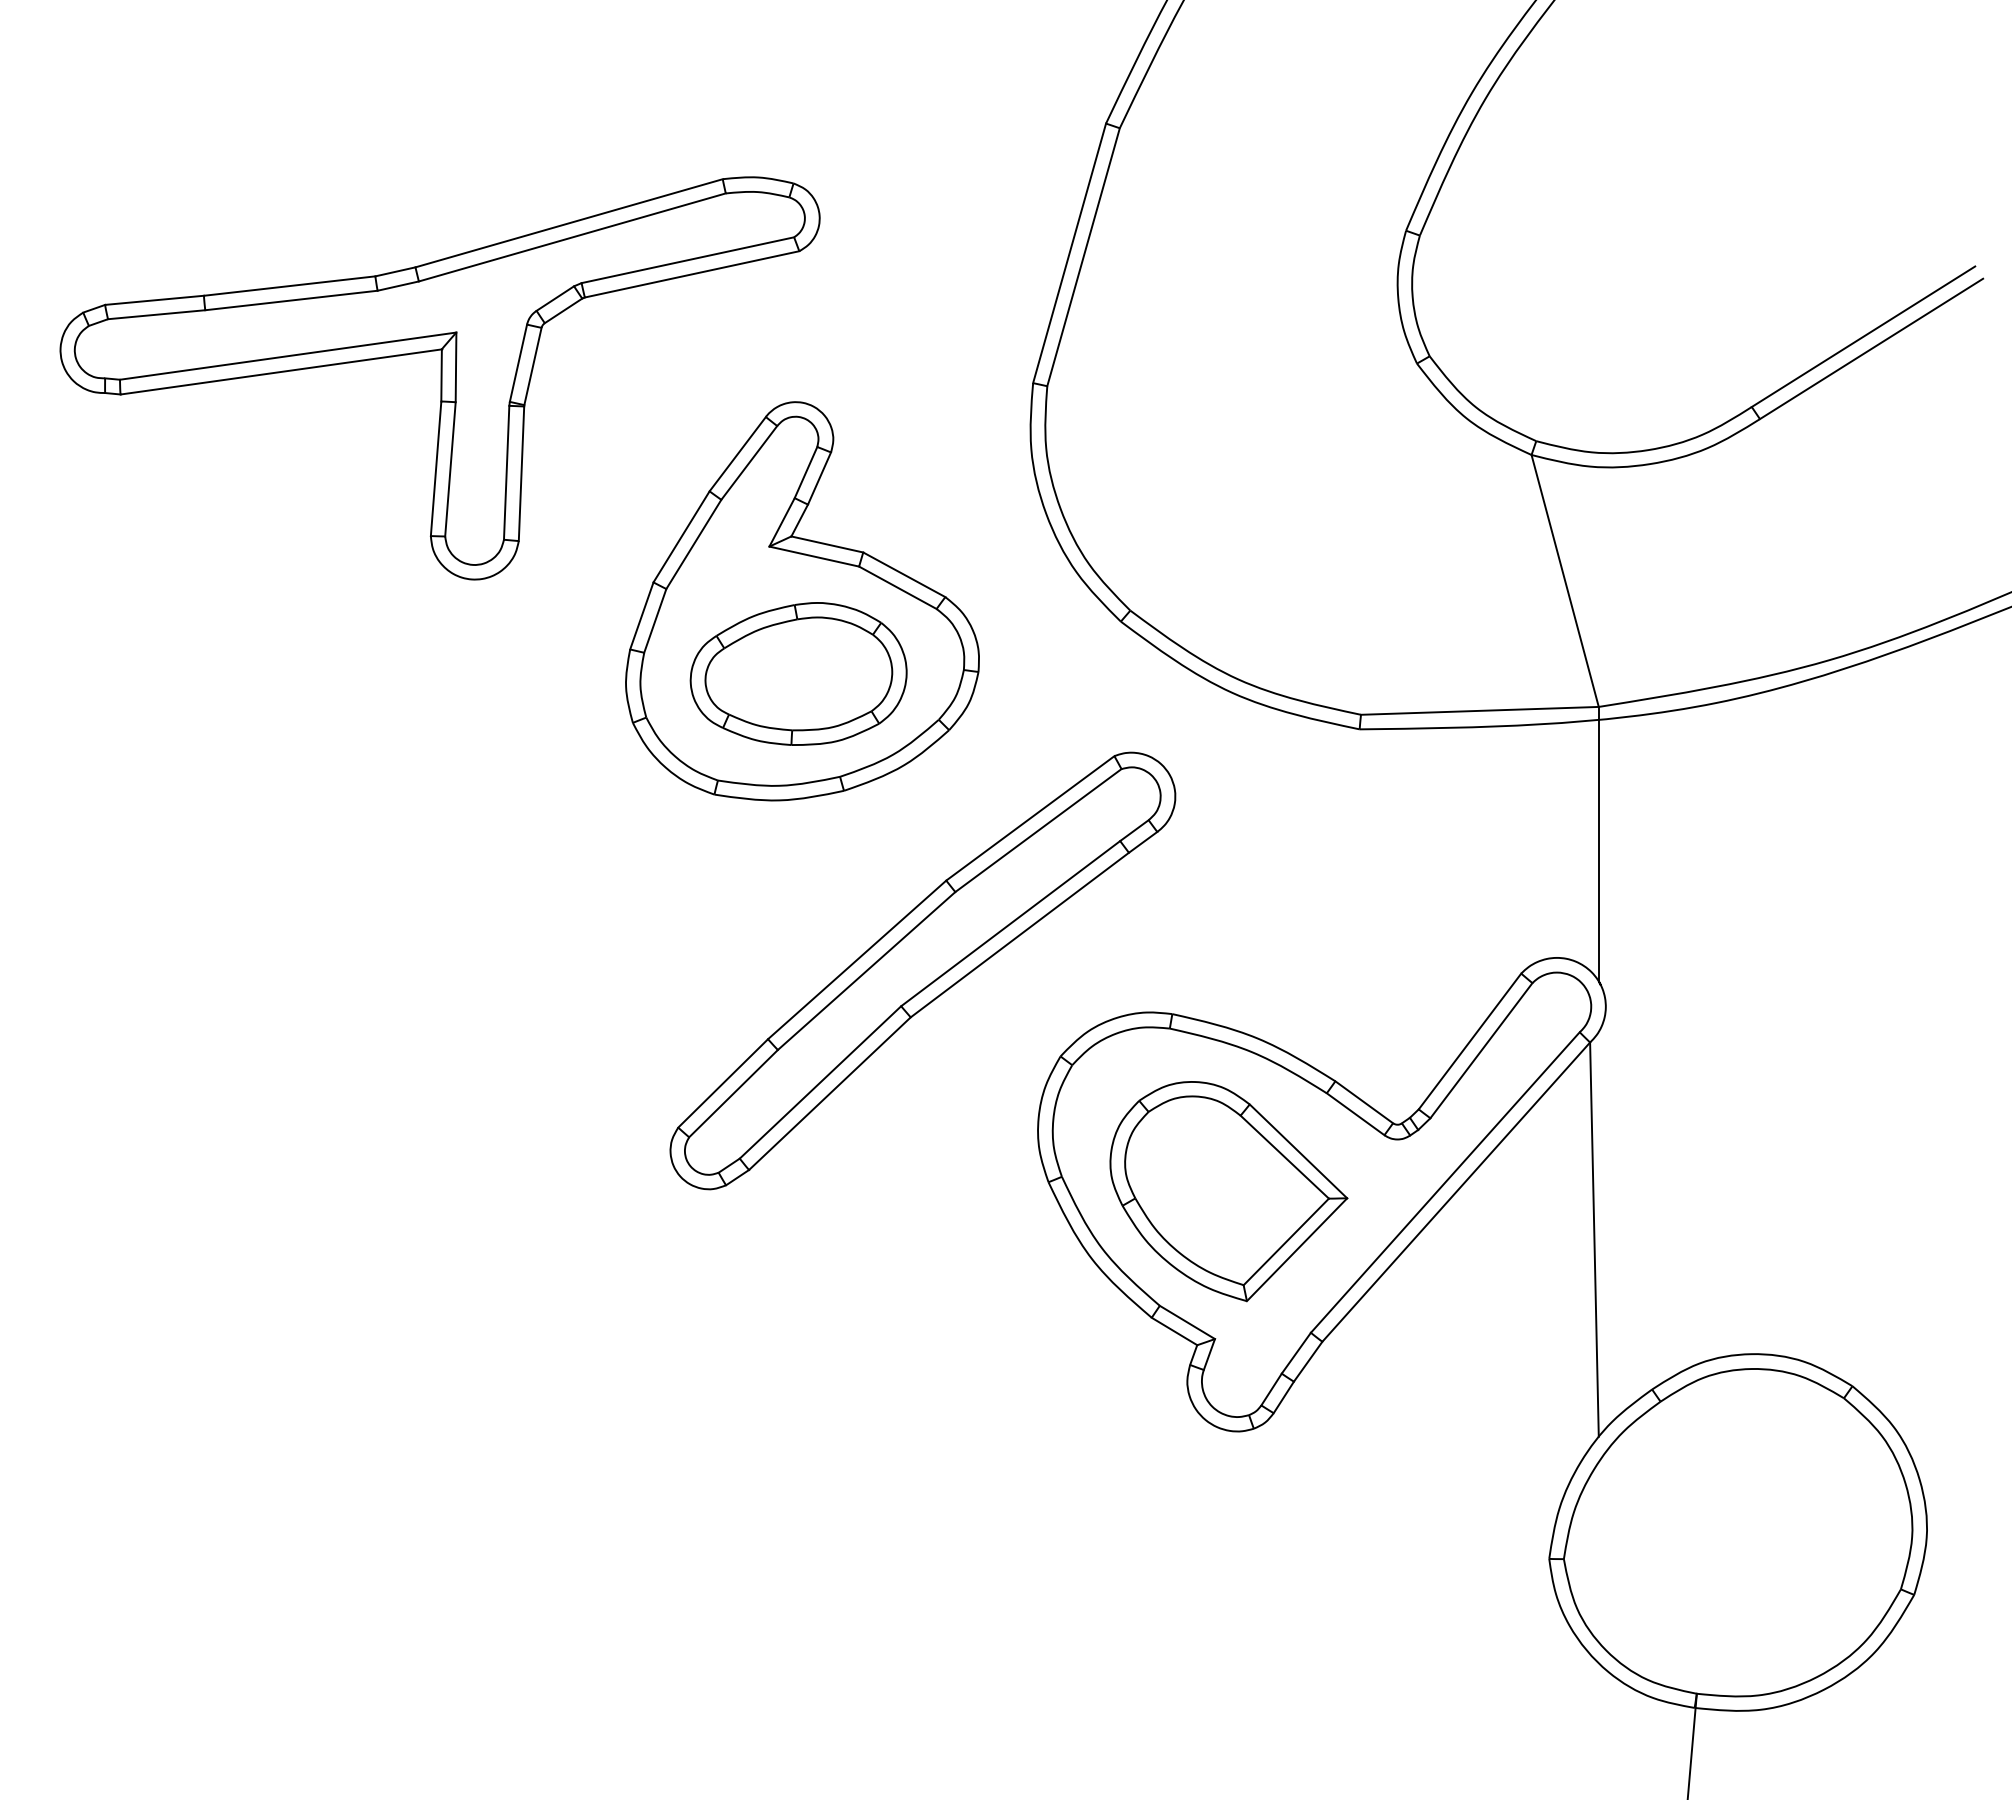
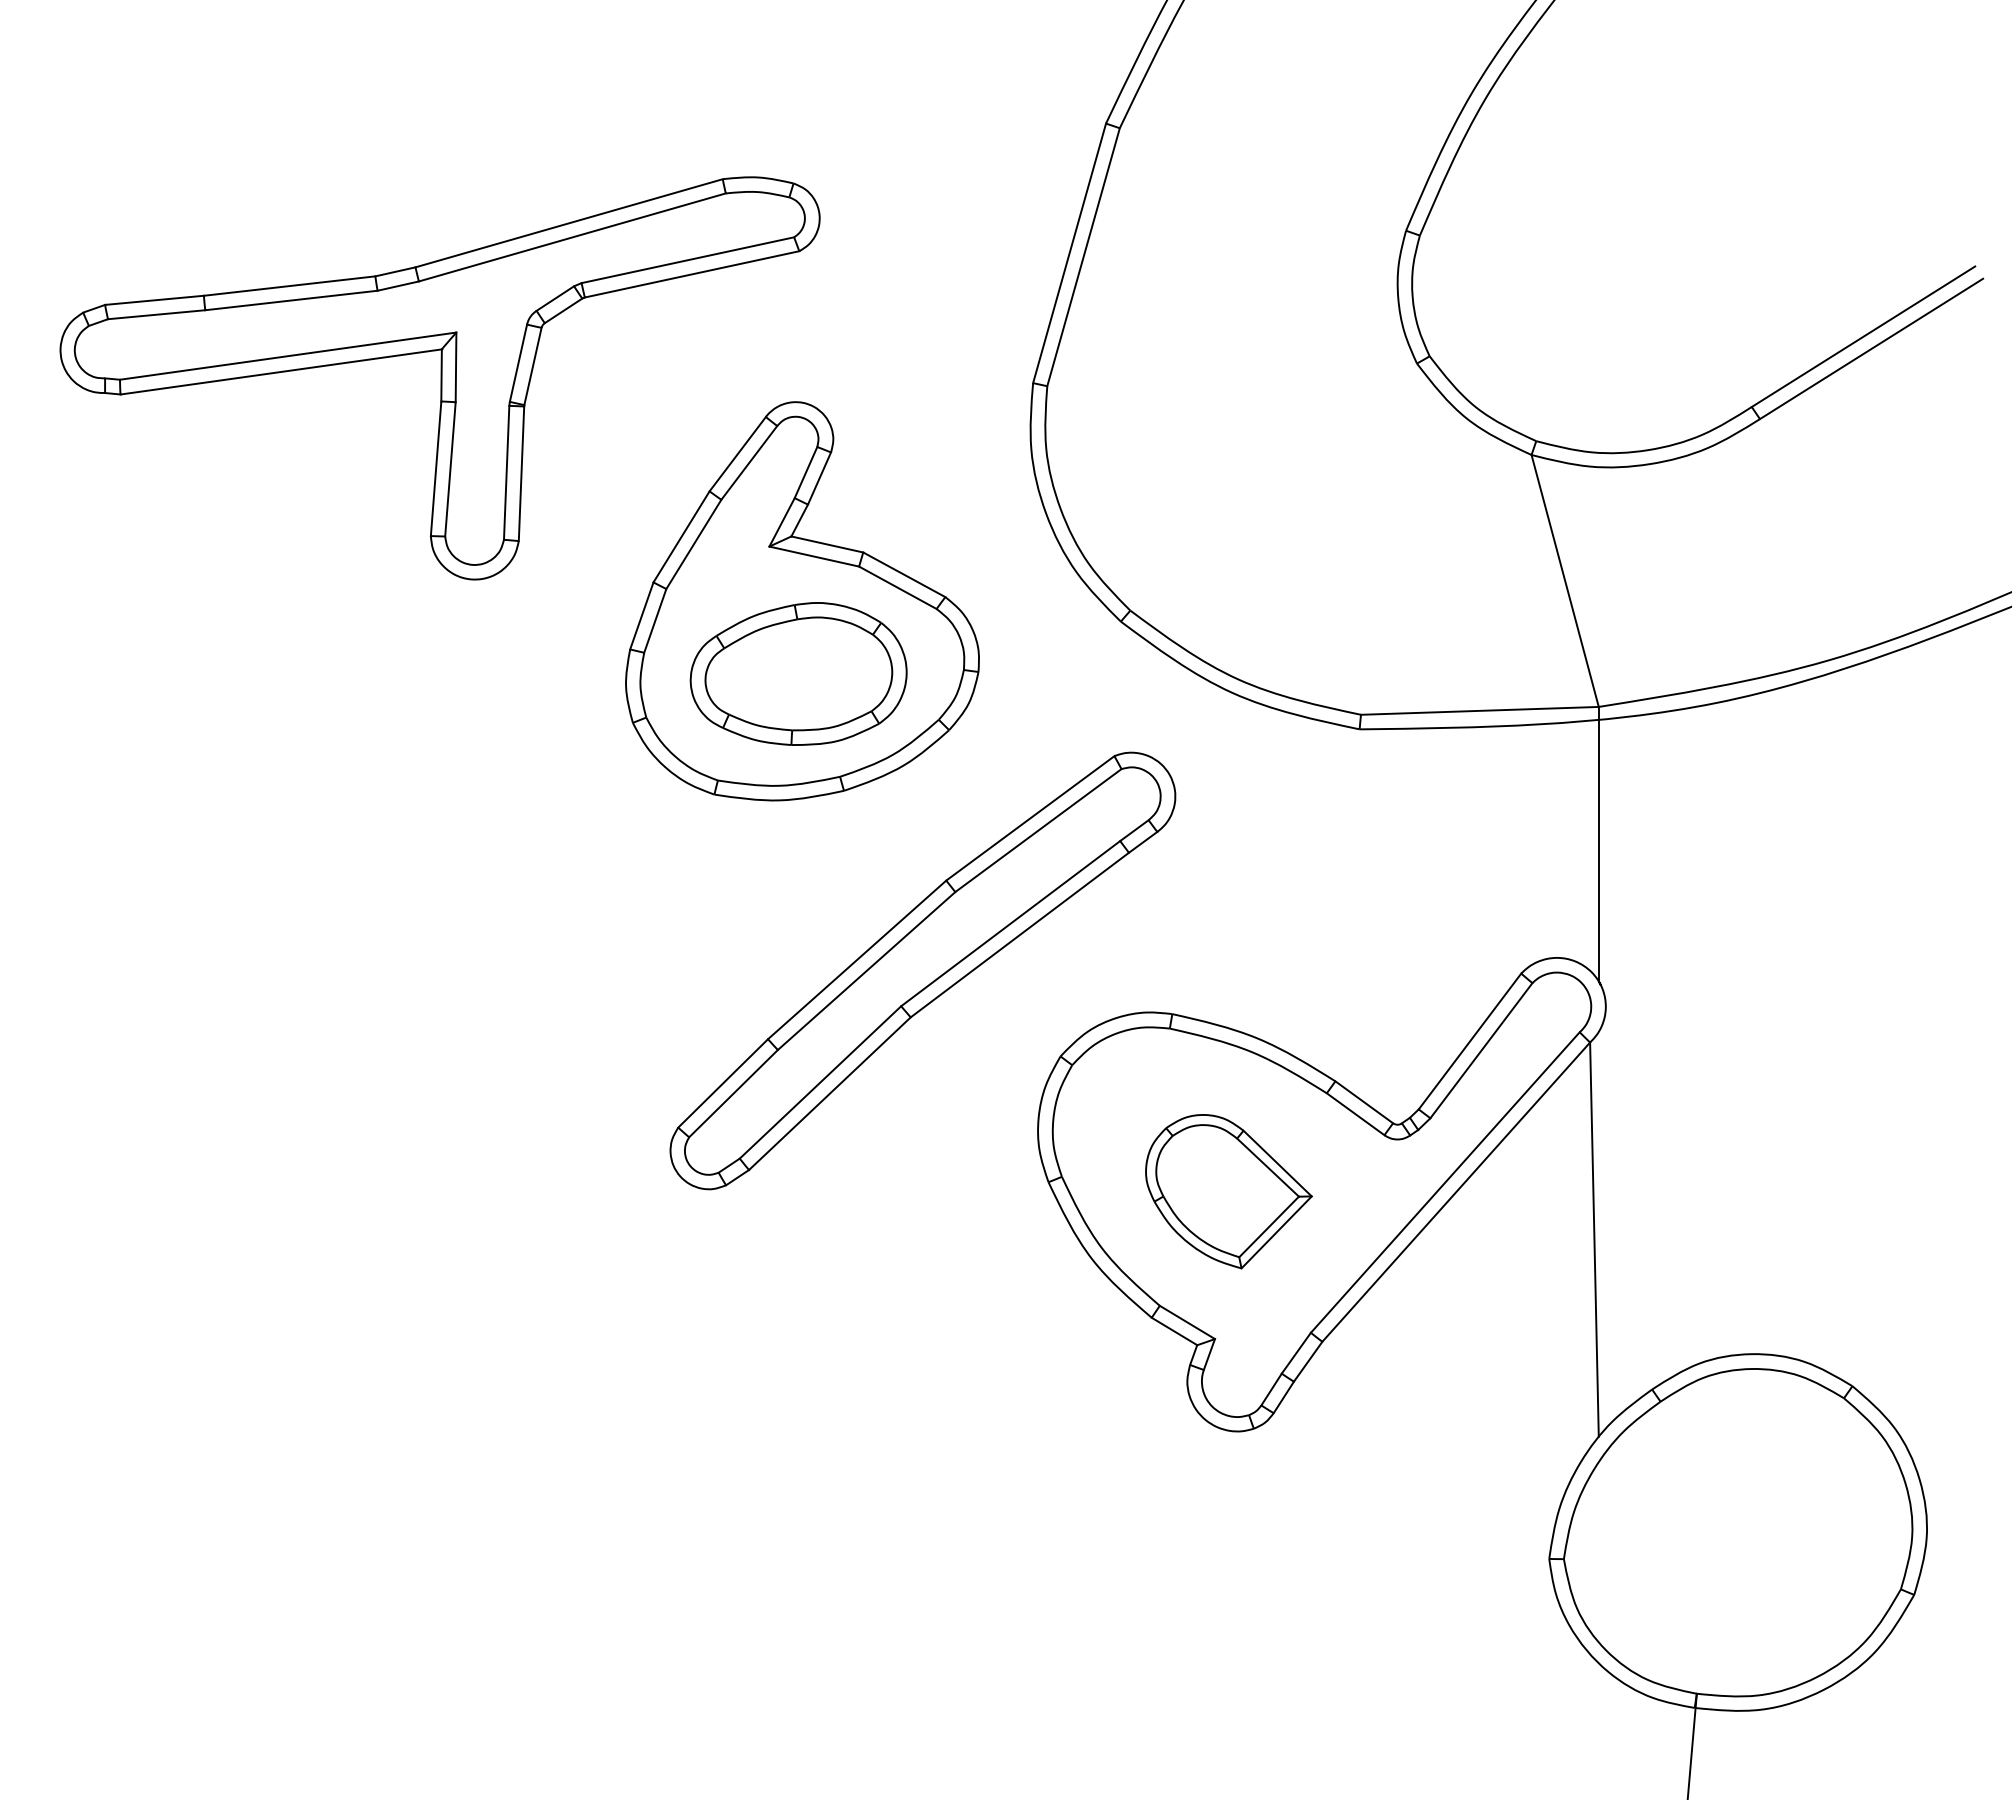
part size: 240x222 px -> 168x156 px (1228, 1191)
